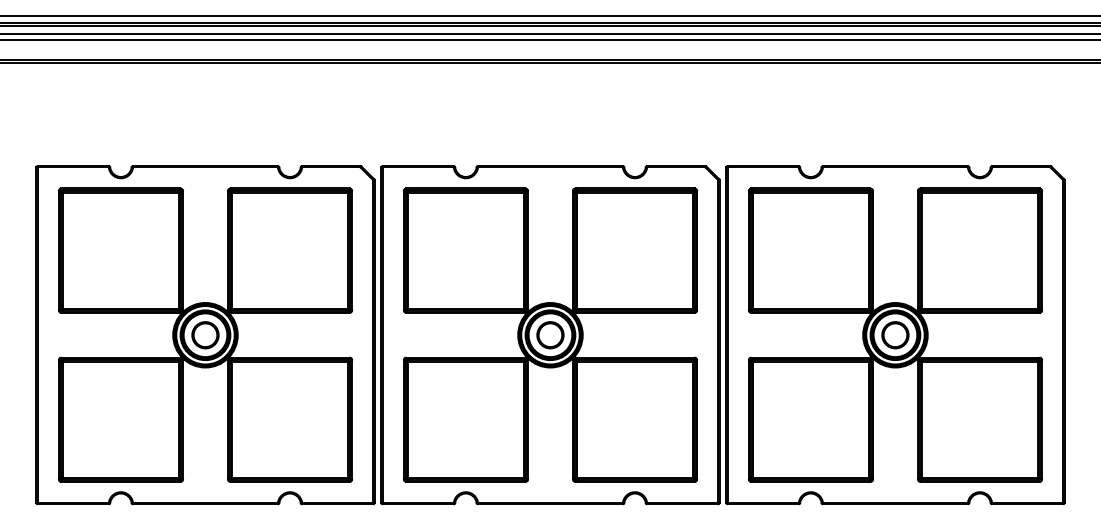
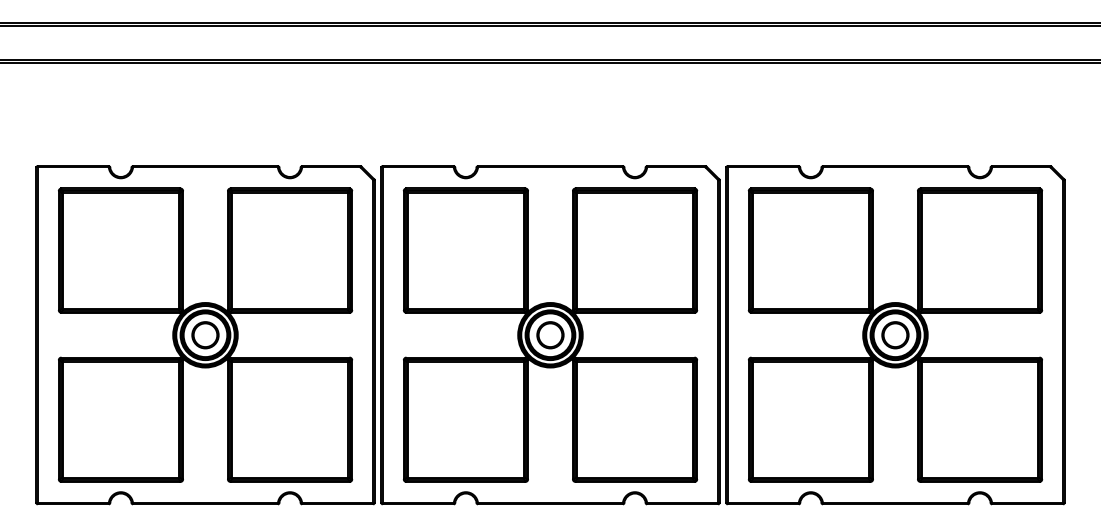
line: present -> none (549, 15)
line: present -> none (549, 33)
line: present -> none (549, 40)
